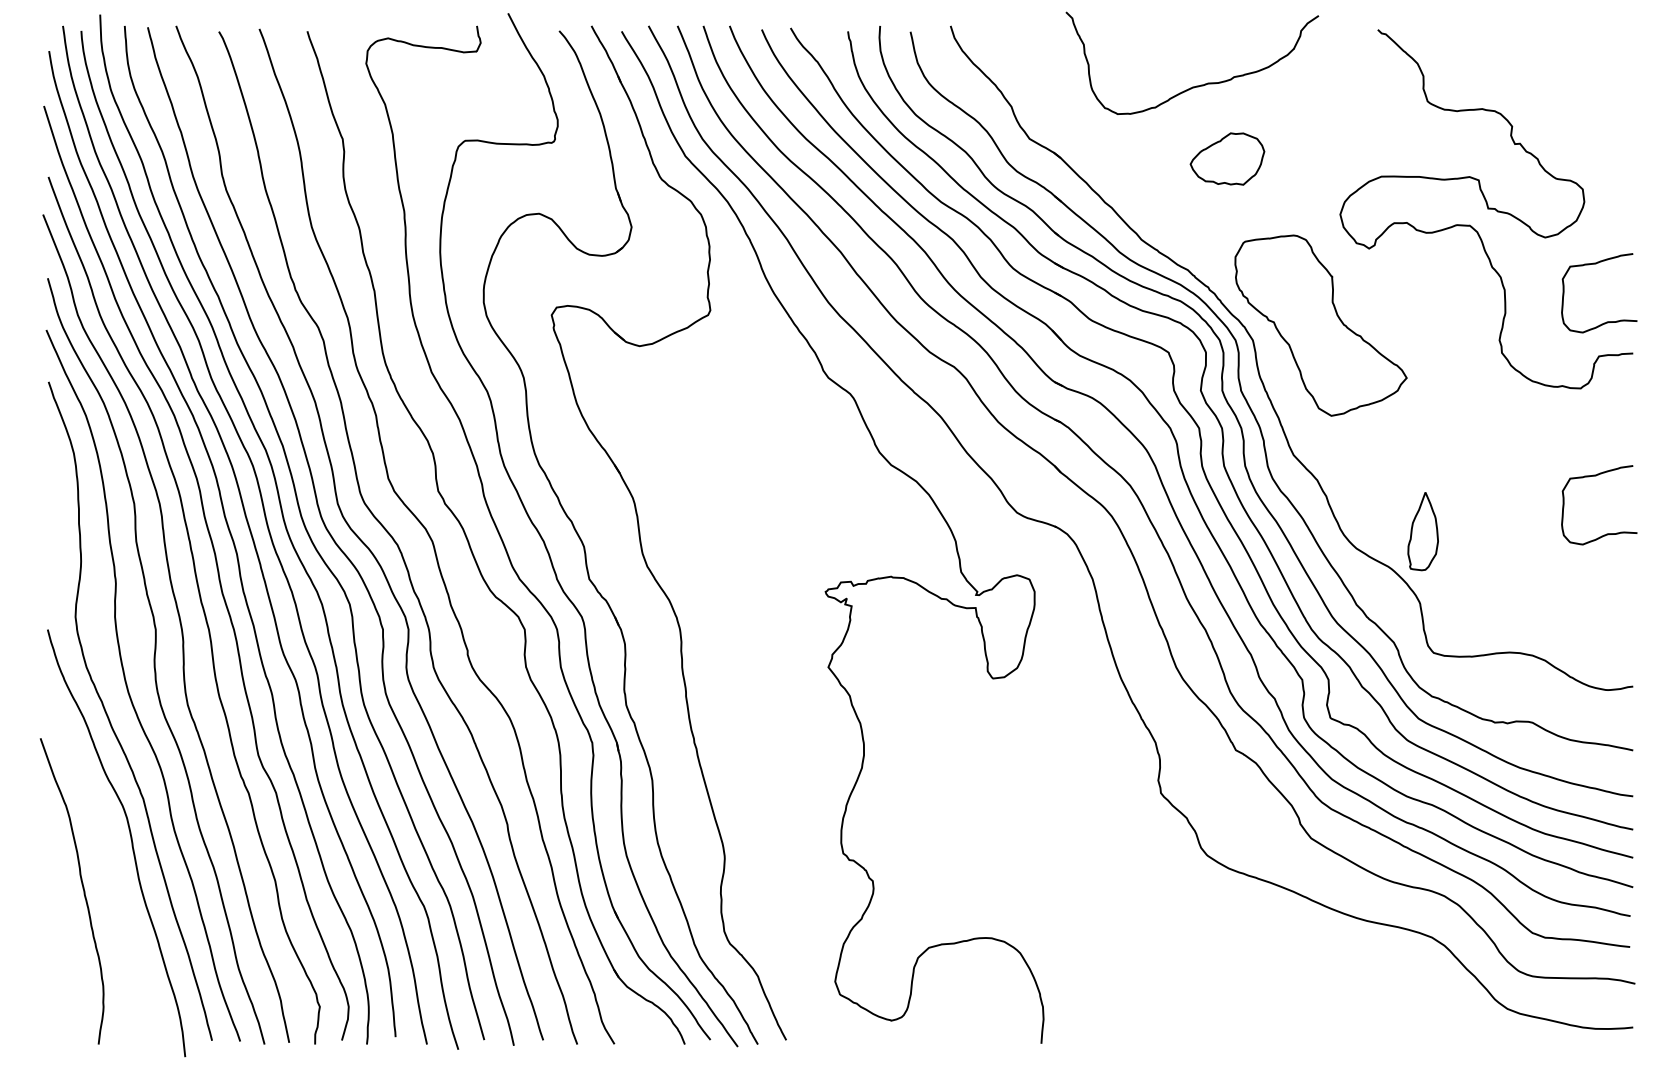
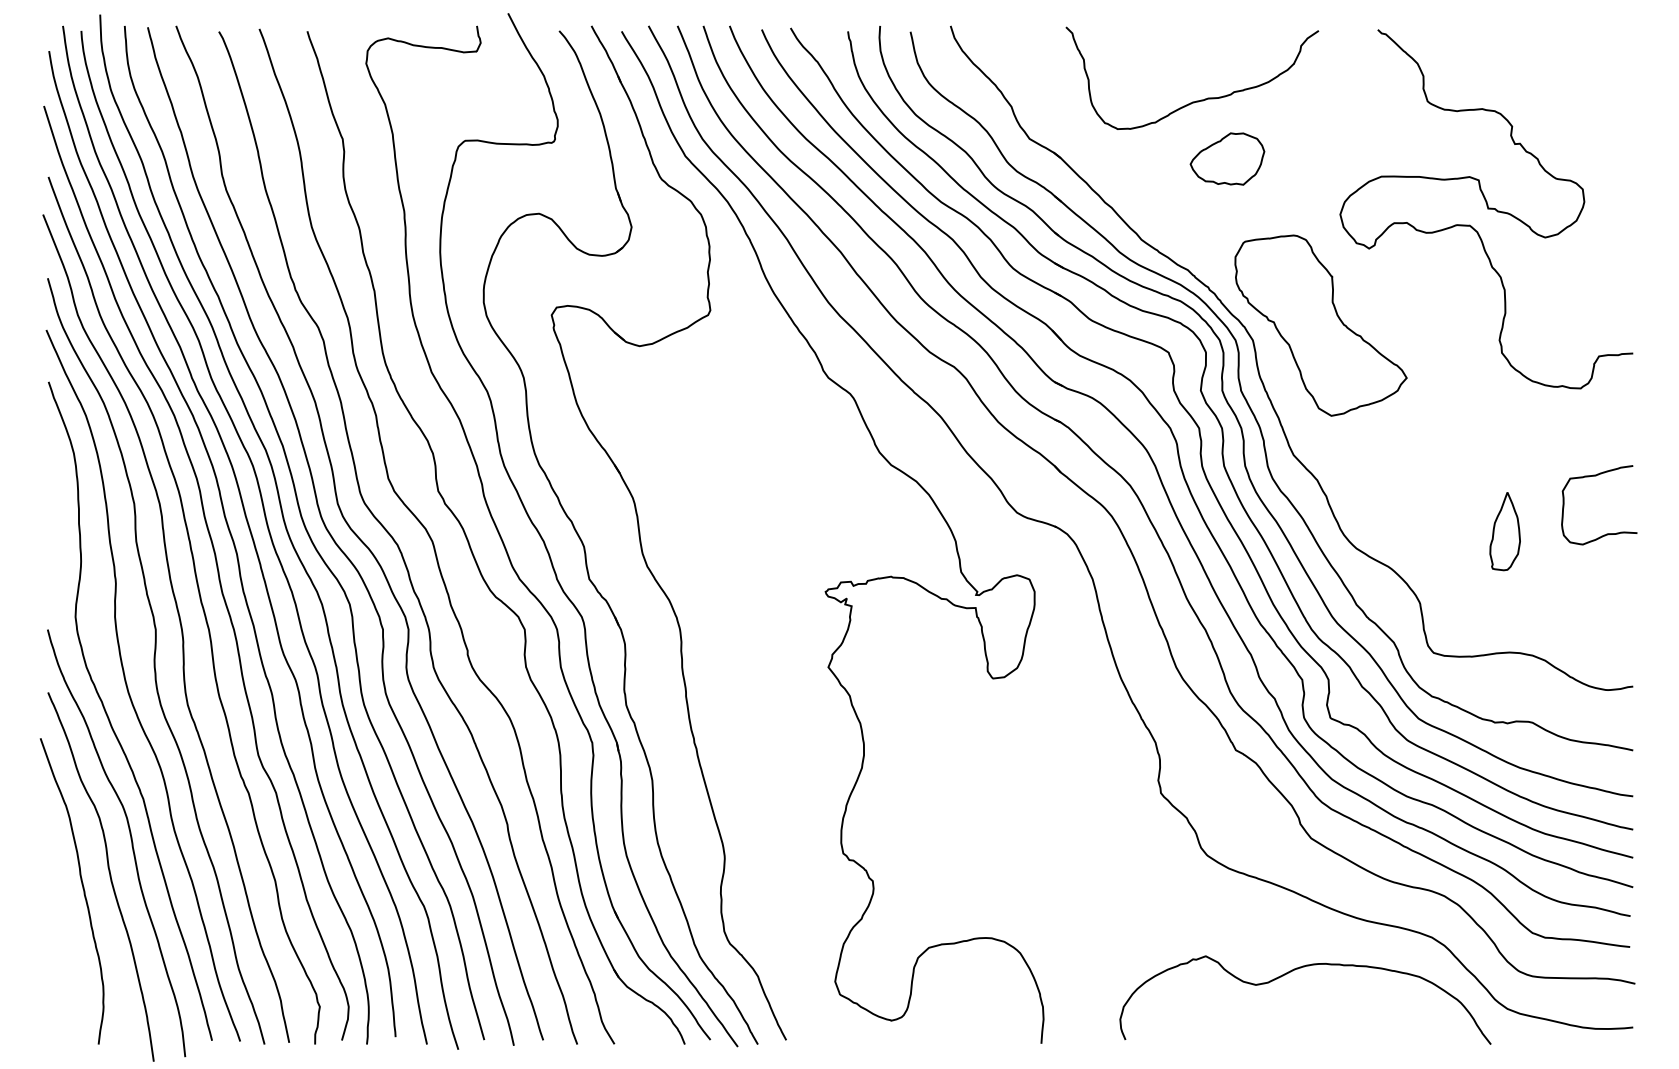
curve position: (1196, 85) -> (1196, 100) (1196, 100)
curve: present -> none (1606, 321)
part position: (1422, 531) -> (1504, 531) (1504, 531)
curve: none -> present (108, 872)
curve: none -> present (1291, 972)
